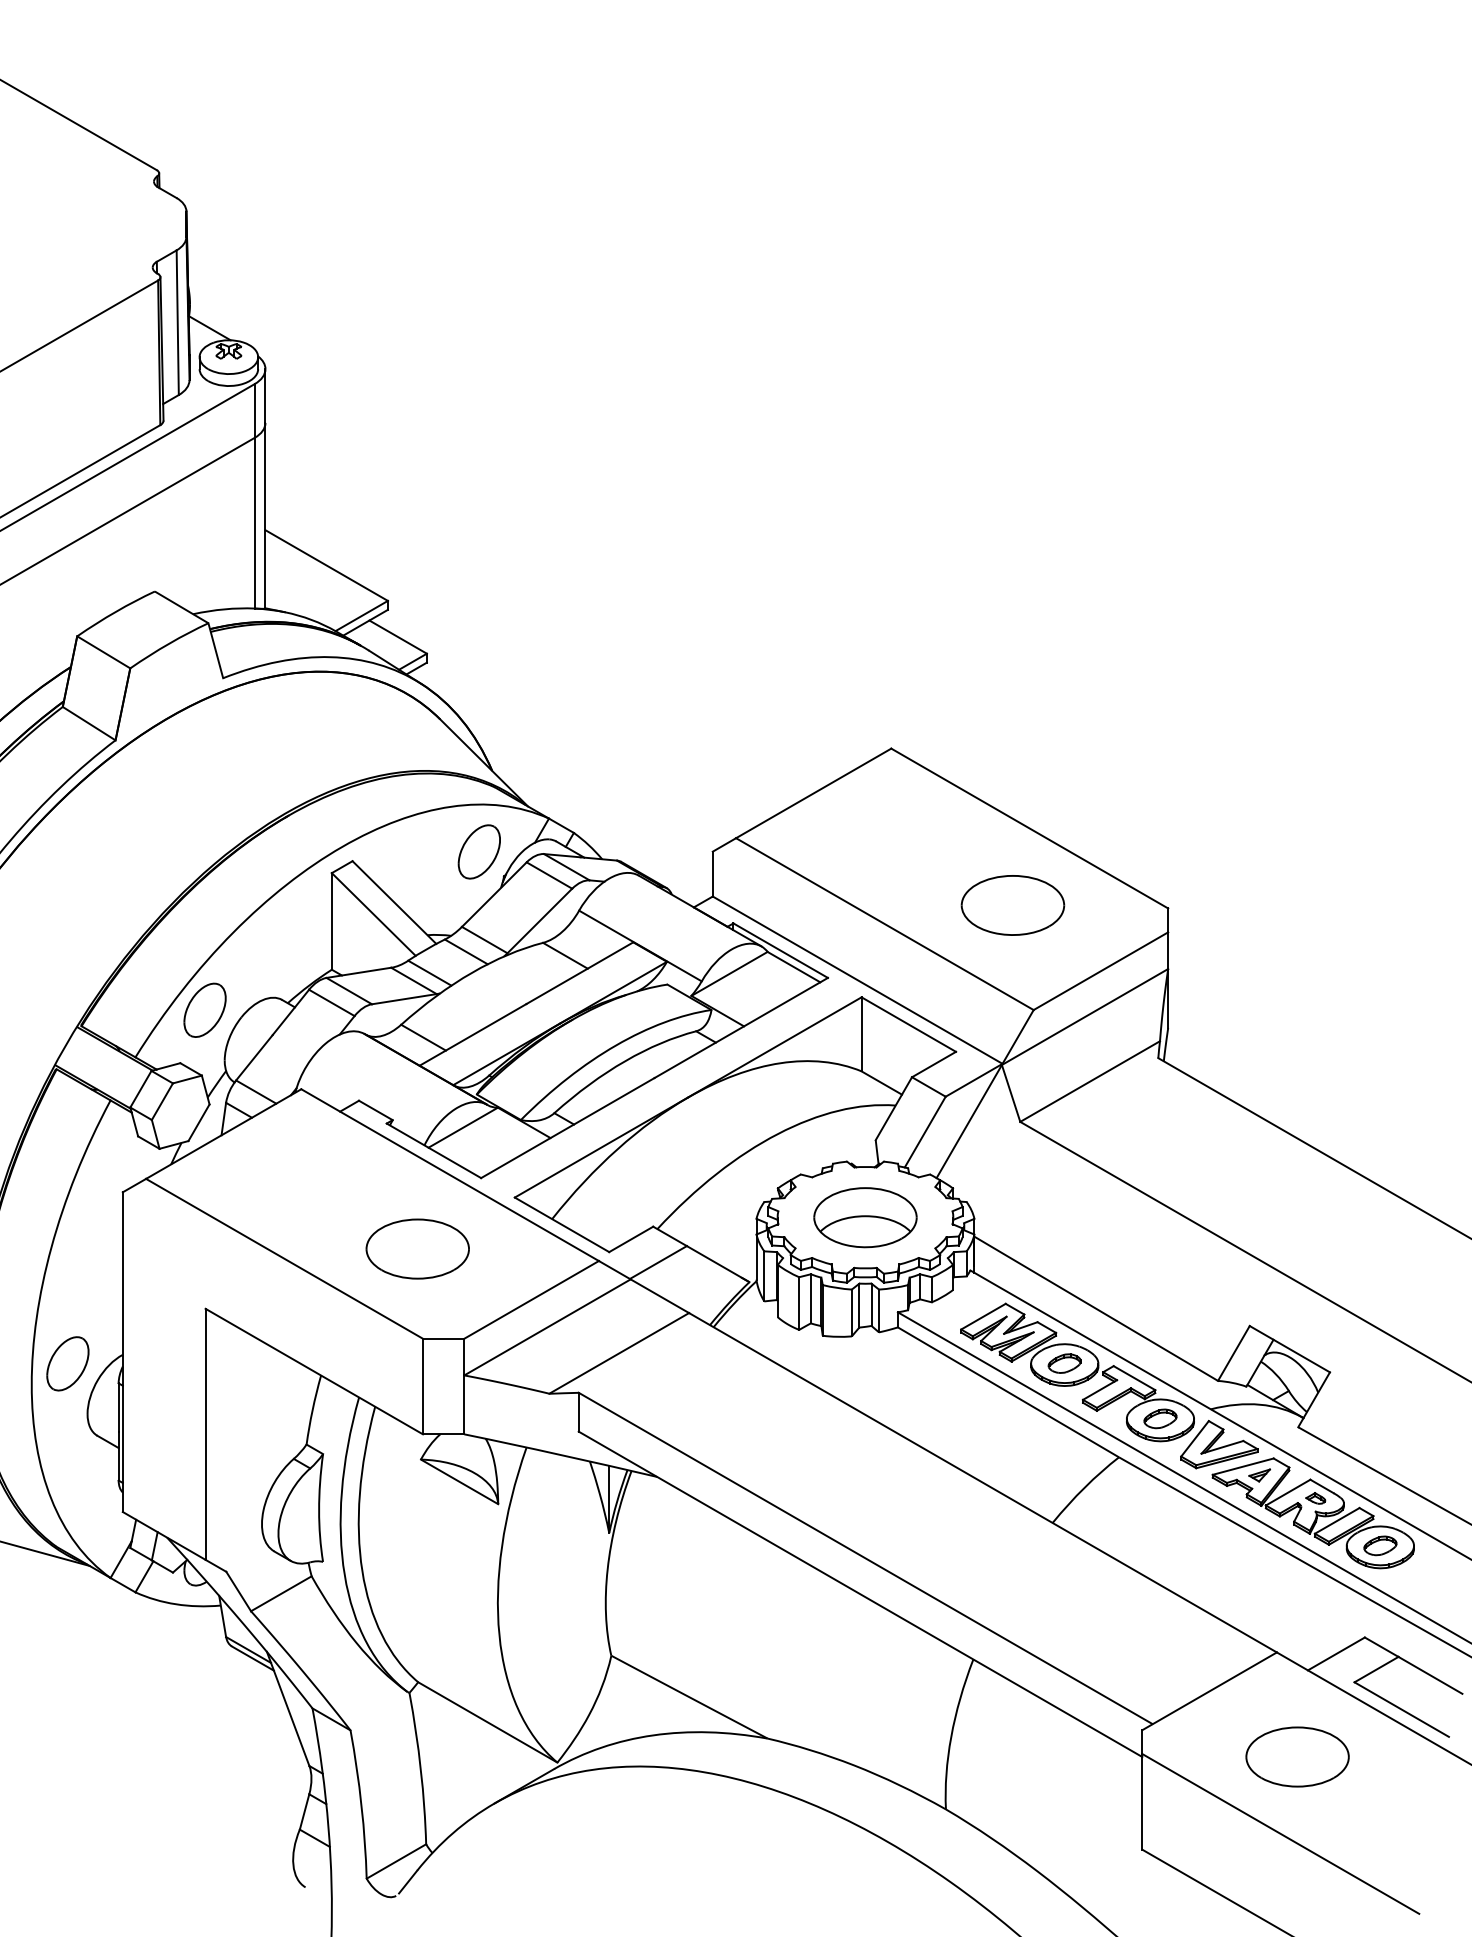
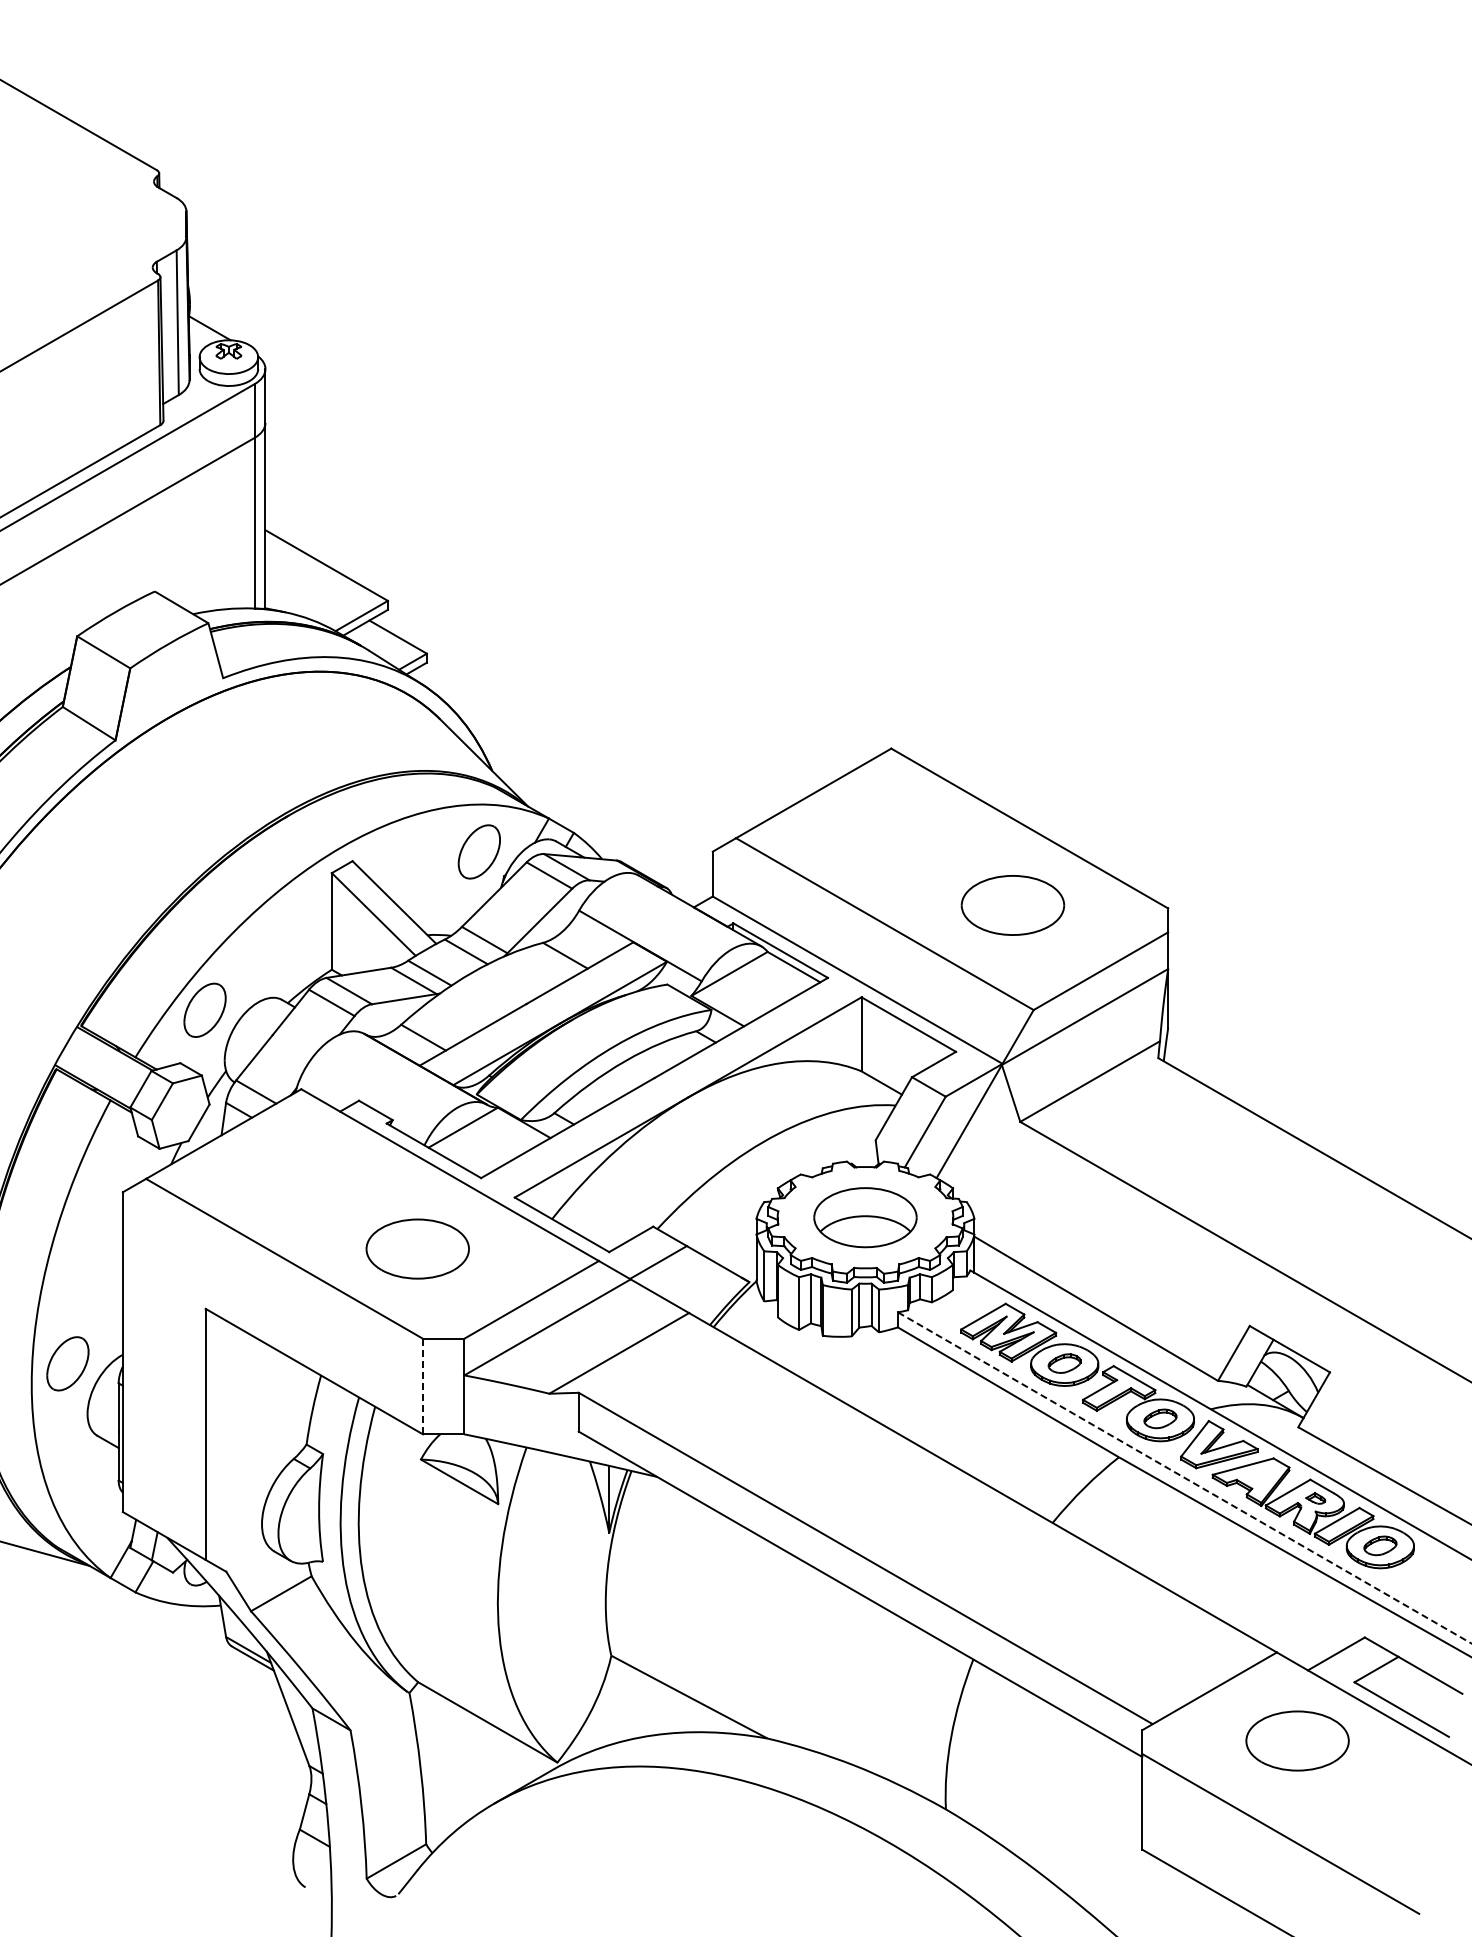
line: solid -> dashed (422, 1386)
part: present -> none (1259, 1475)
line: solid -> dashed (1185, 1478)
part position: (1297, 1756) -> (1297, 1740) (1297, 1740)
